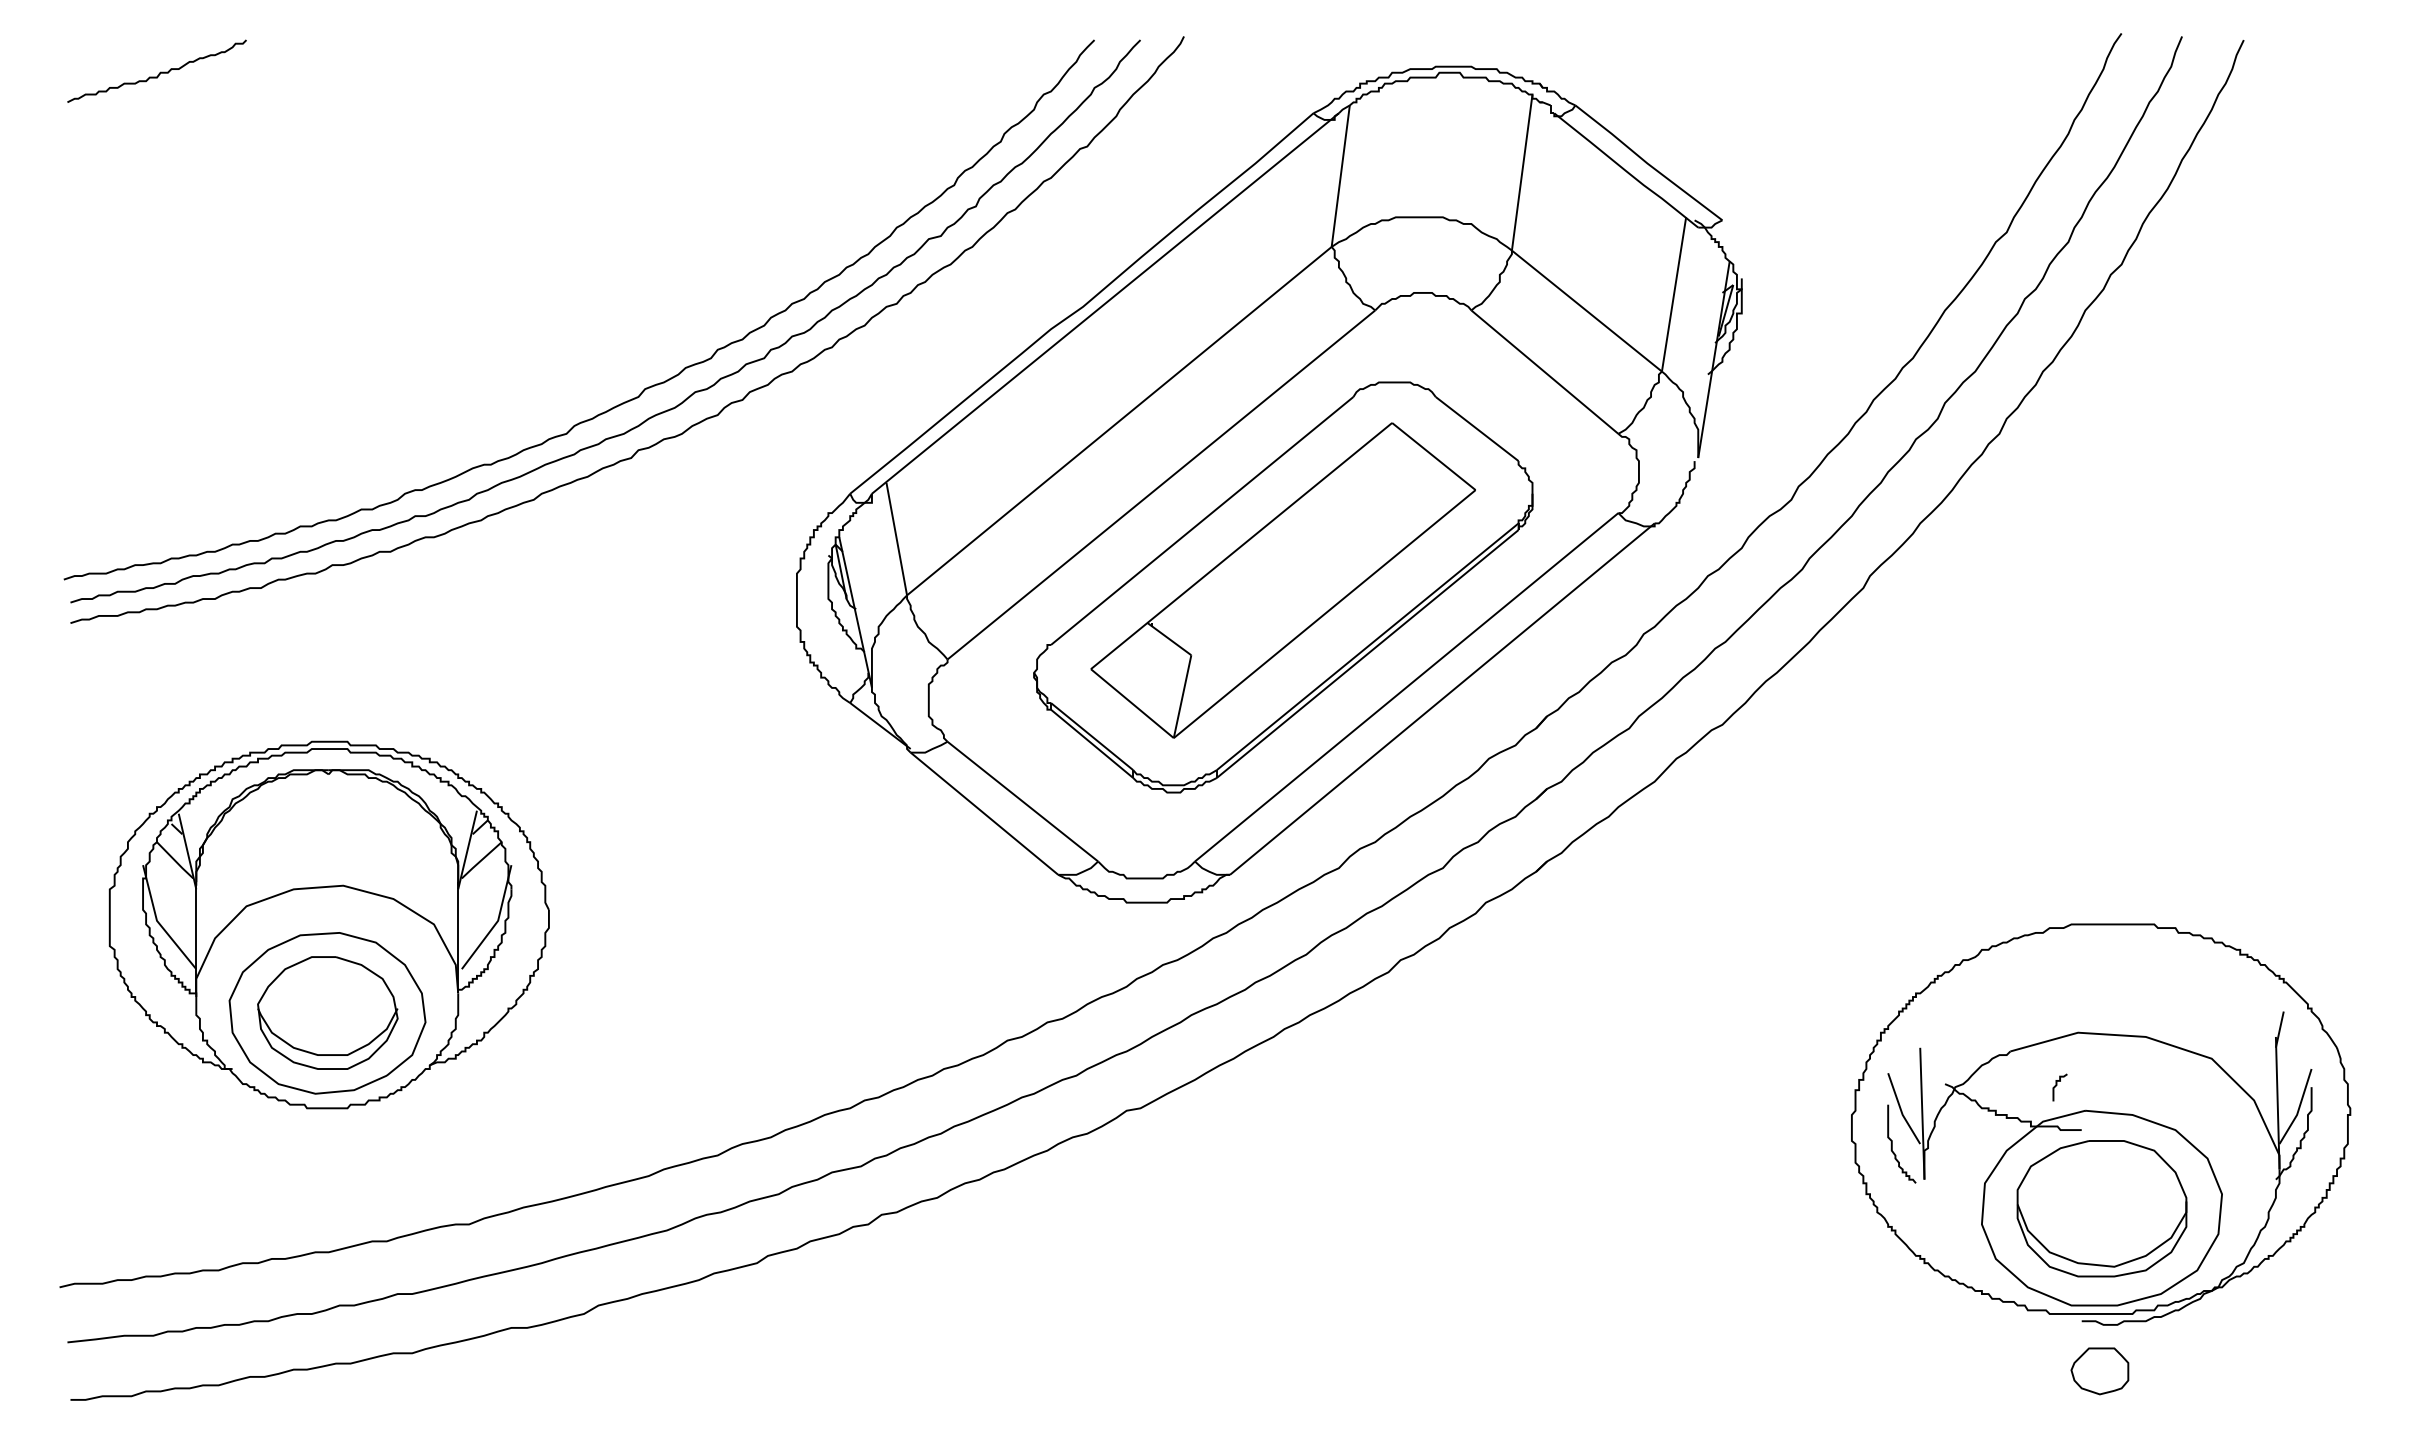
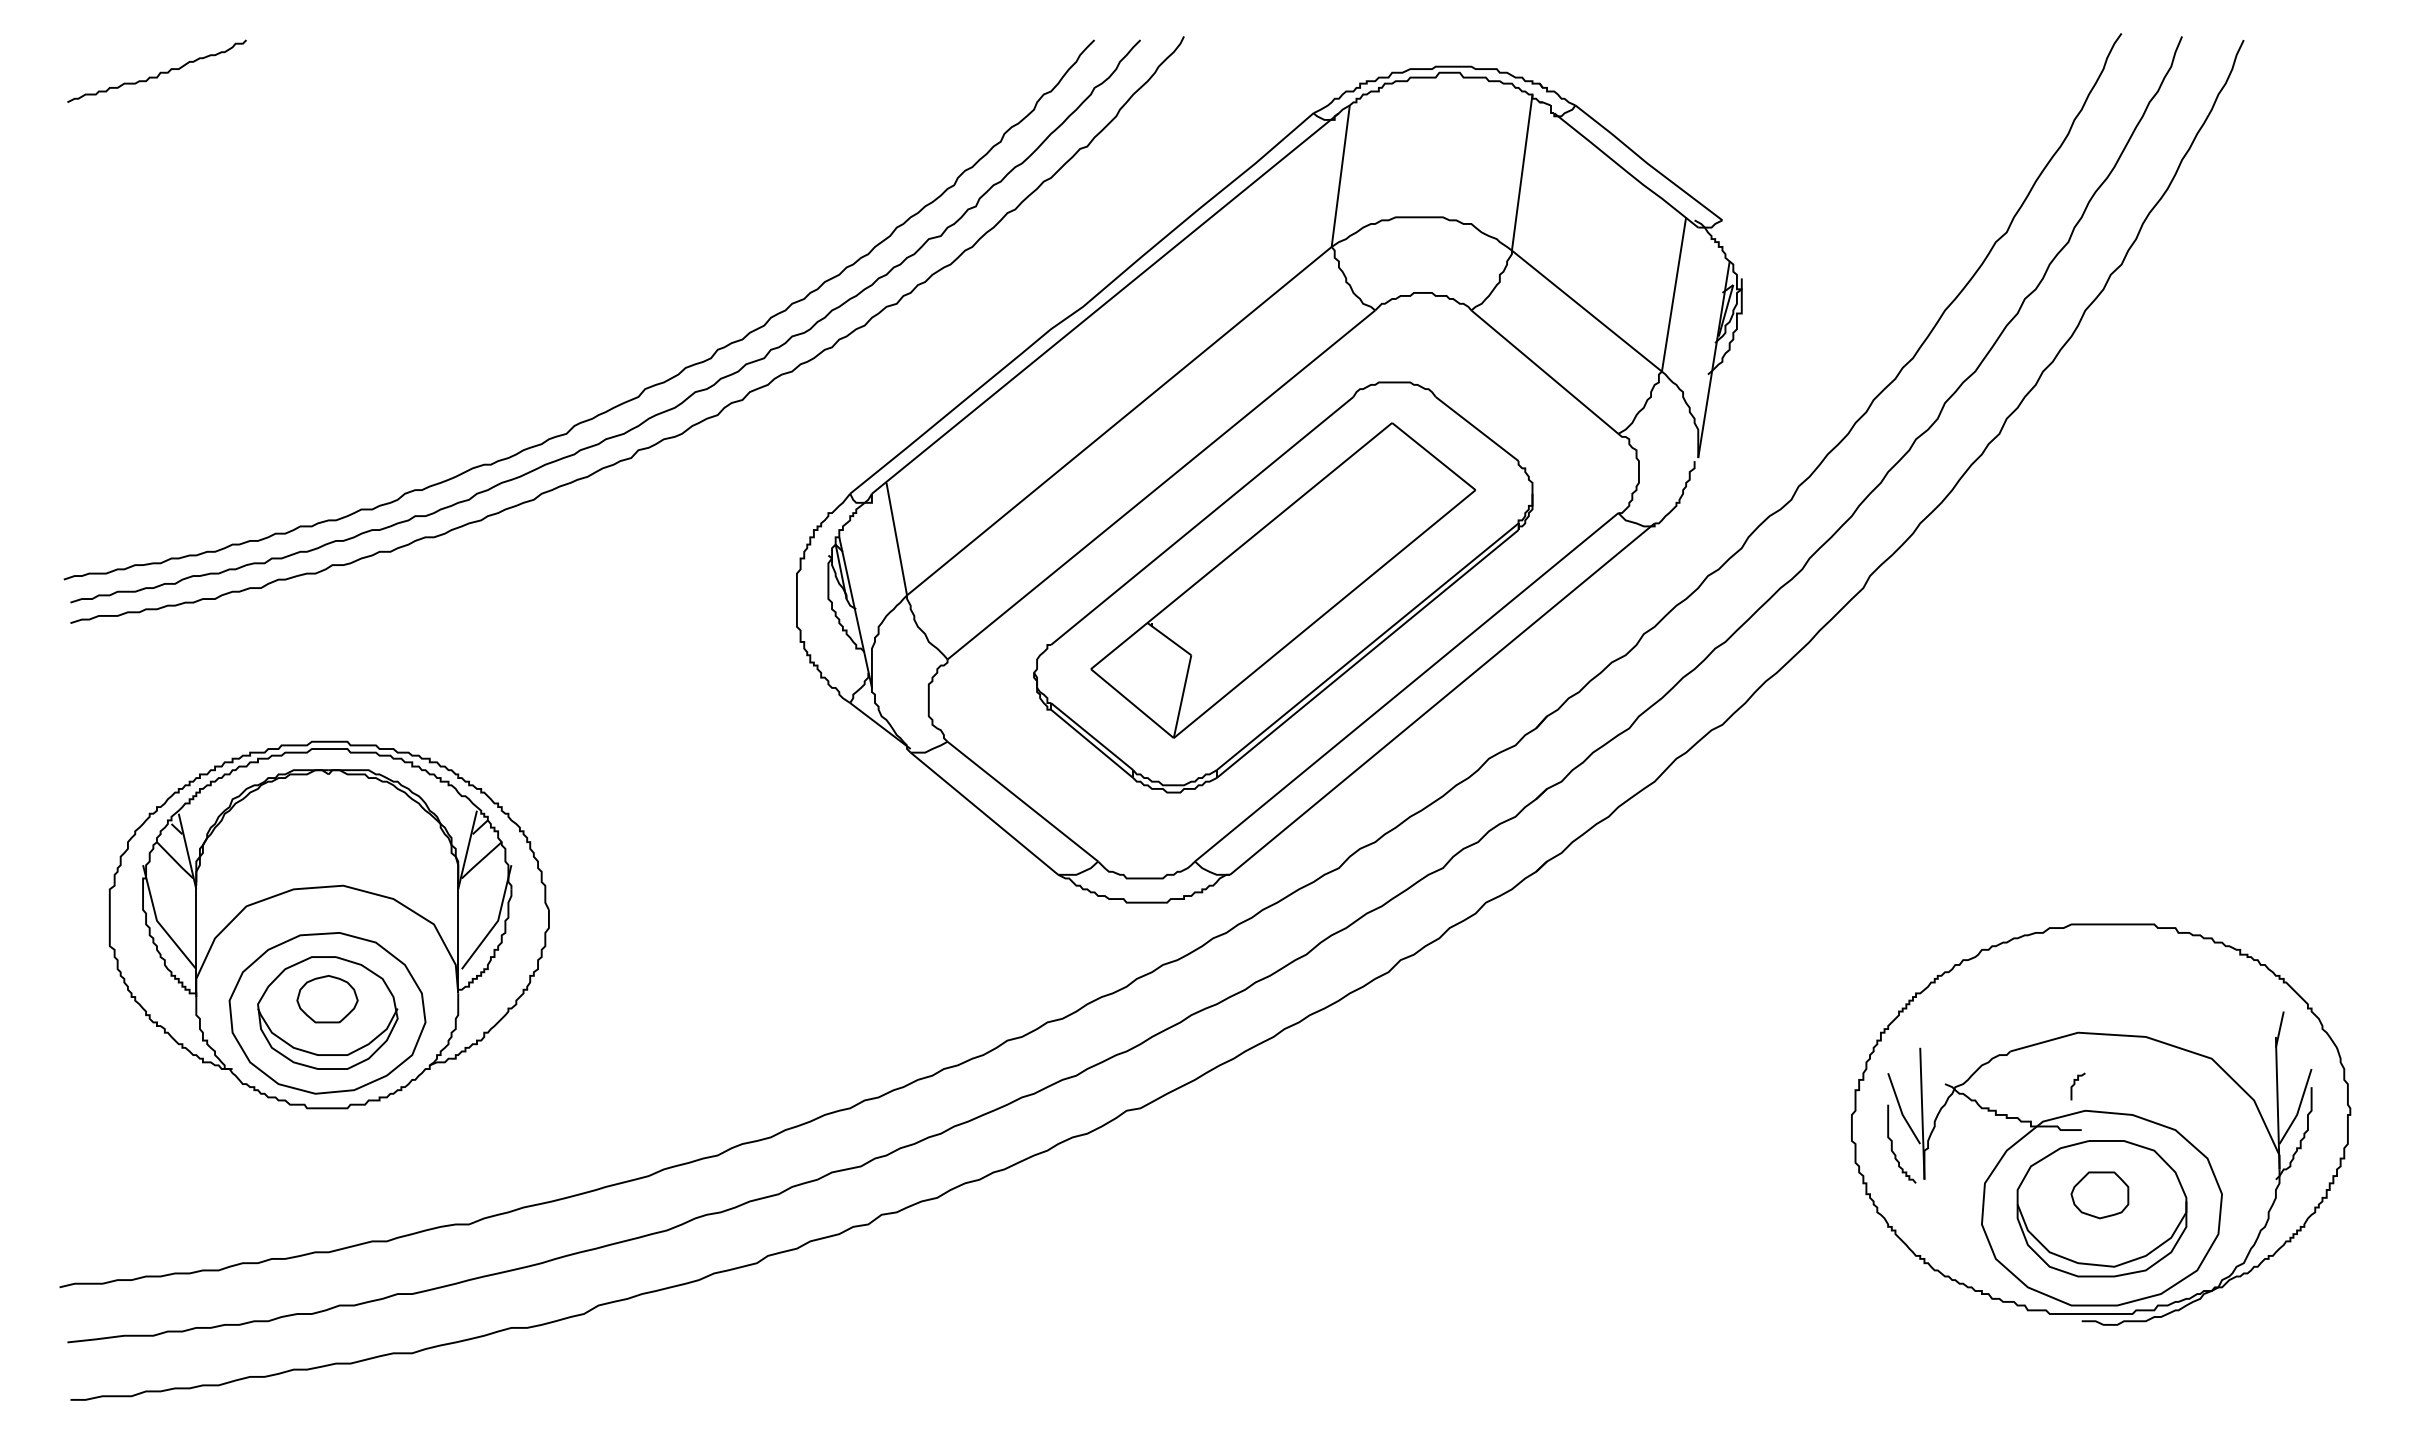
part: none -> present (327, 999)
curve position: (2057, 1085) -> (2075, 1084) (2075, 1084)
part position: (2099, 1371) -> (2099, 1195) (2099, 1195)
